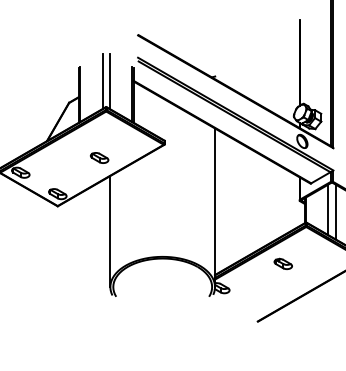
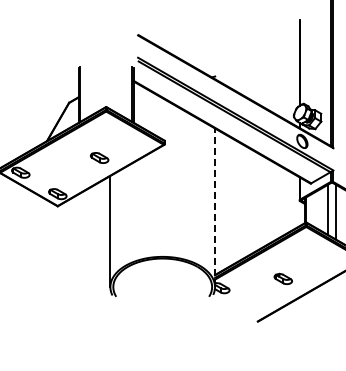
line: present -> none (102, 81)
line: present -> none (109, 81)
line: solid -> dashed (215, 207)
part position: (282, 263) -> (282, 278) (282, 278)
